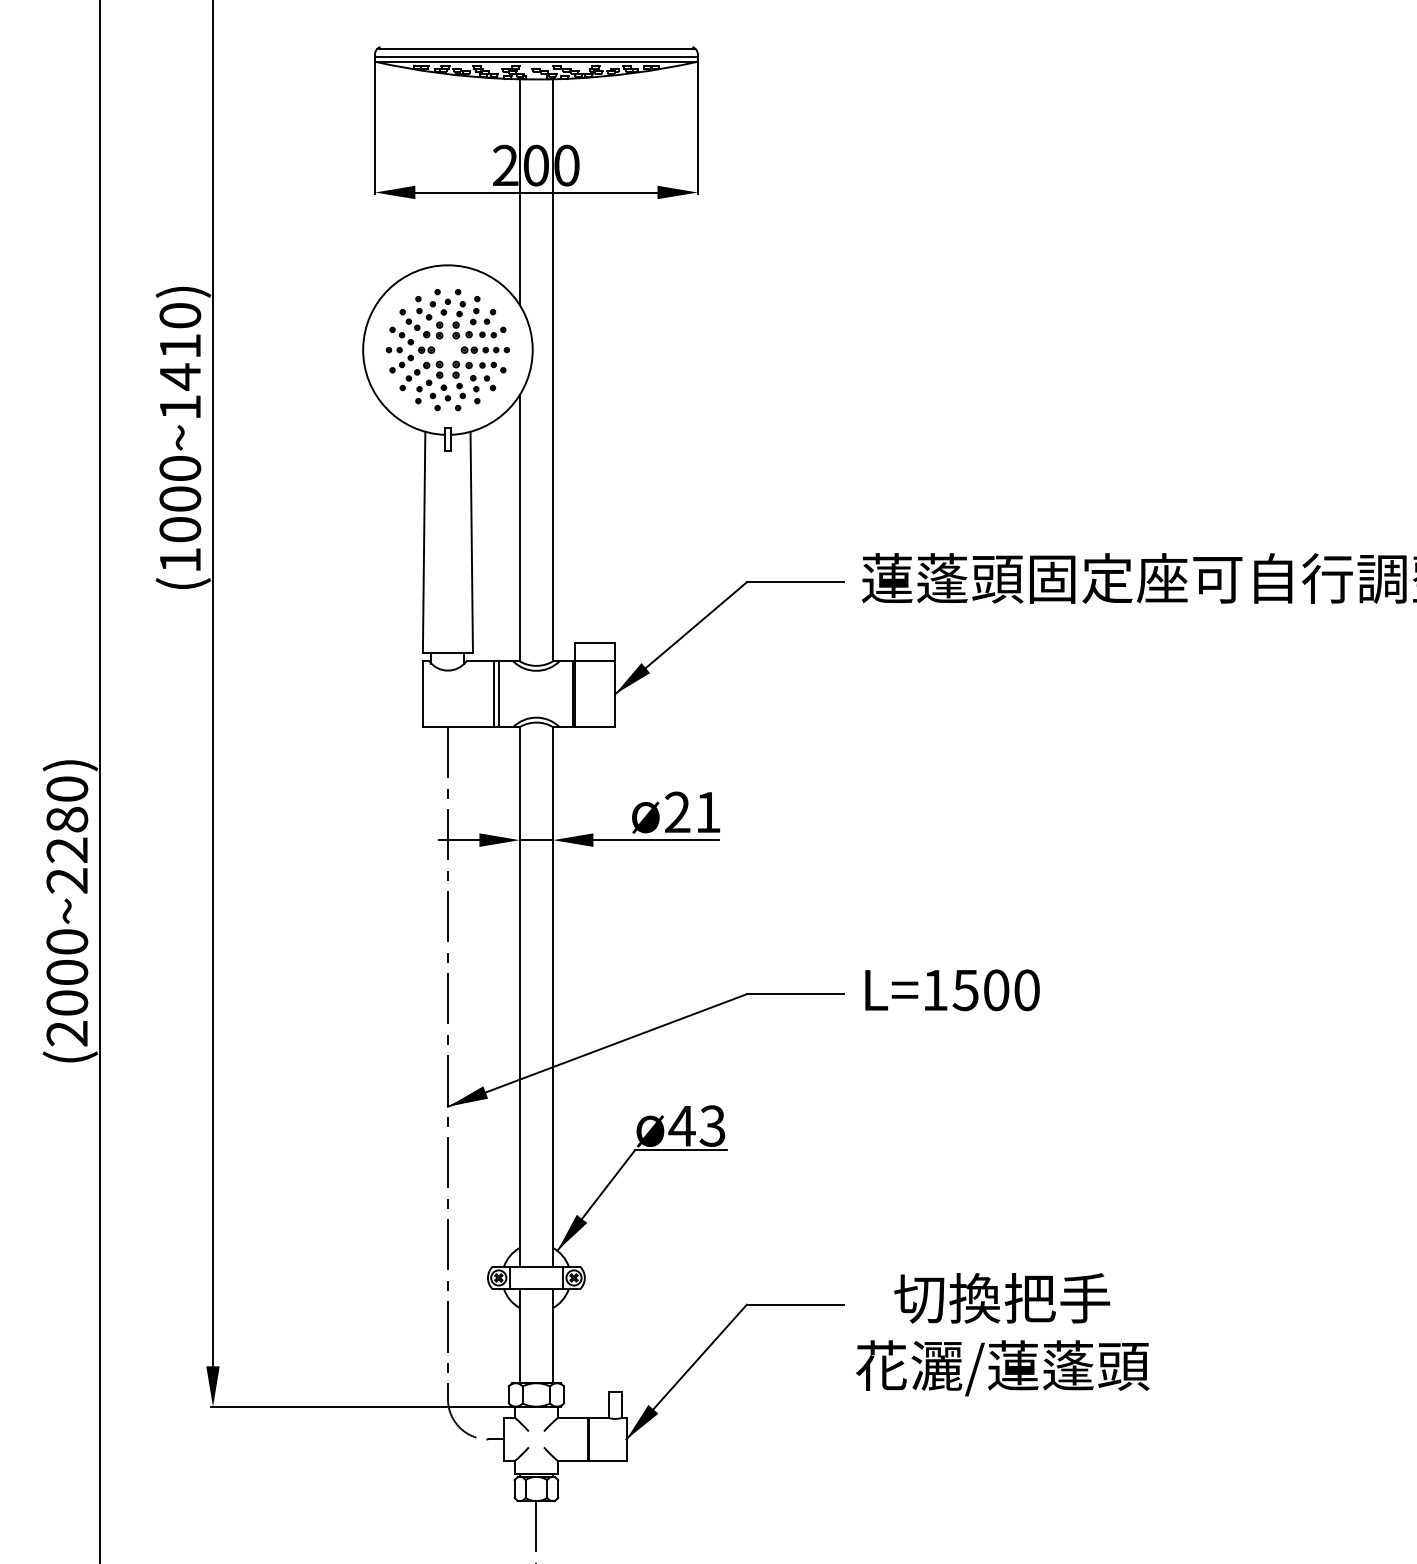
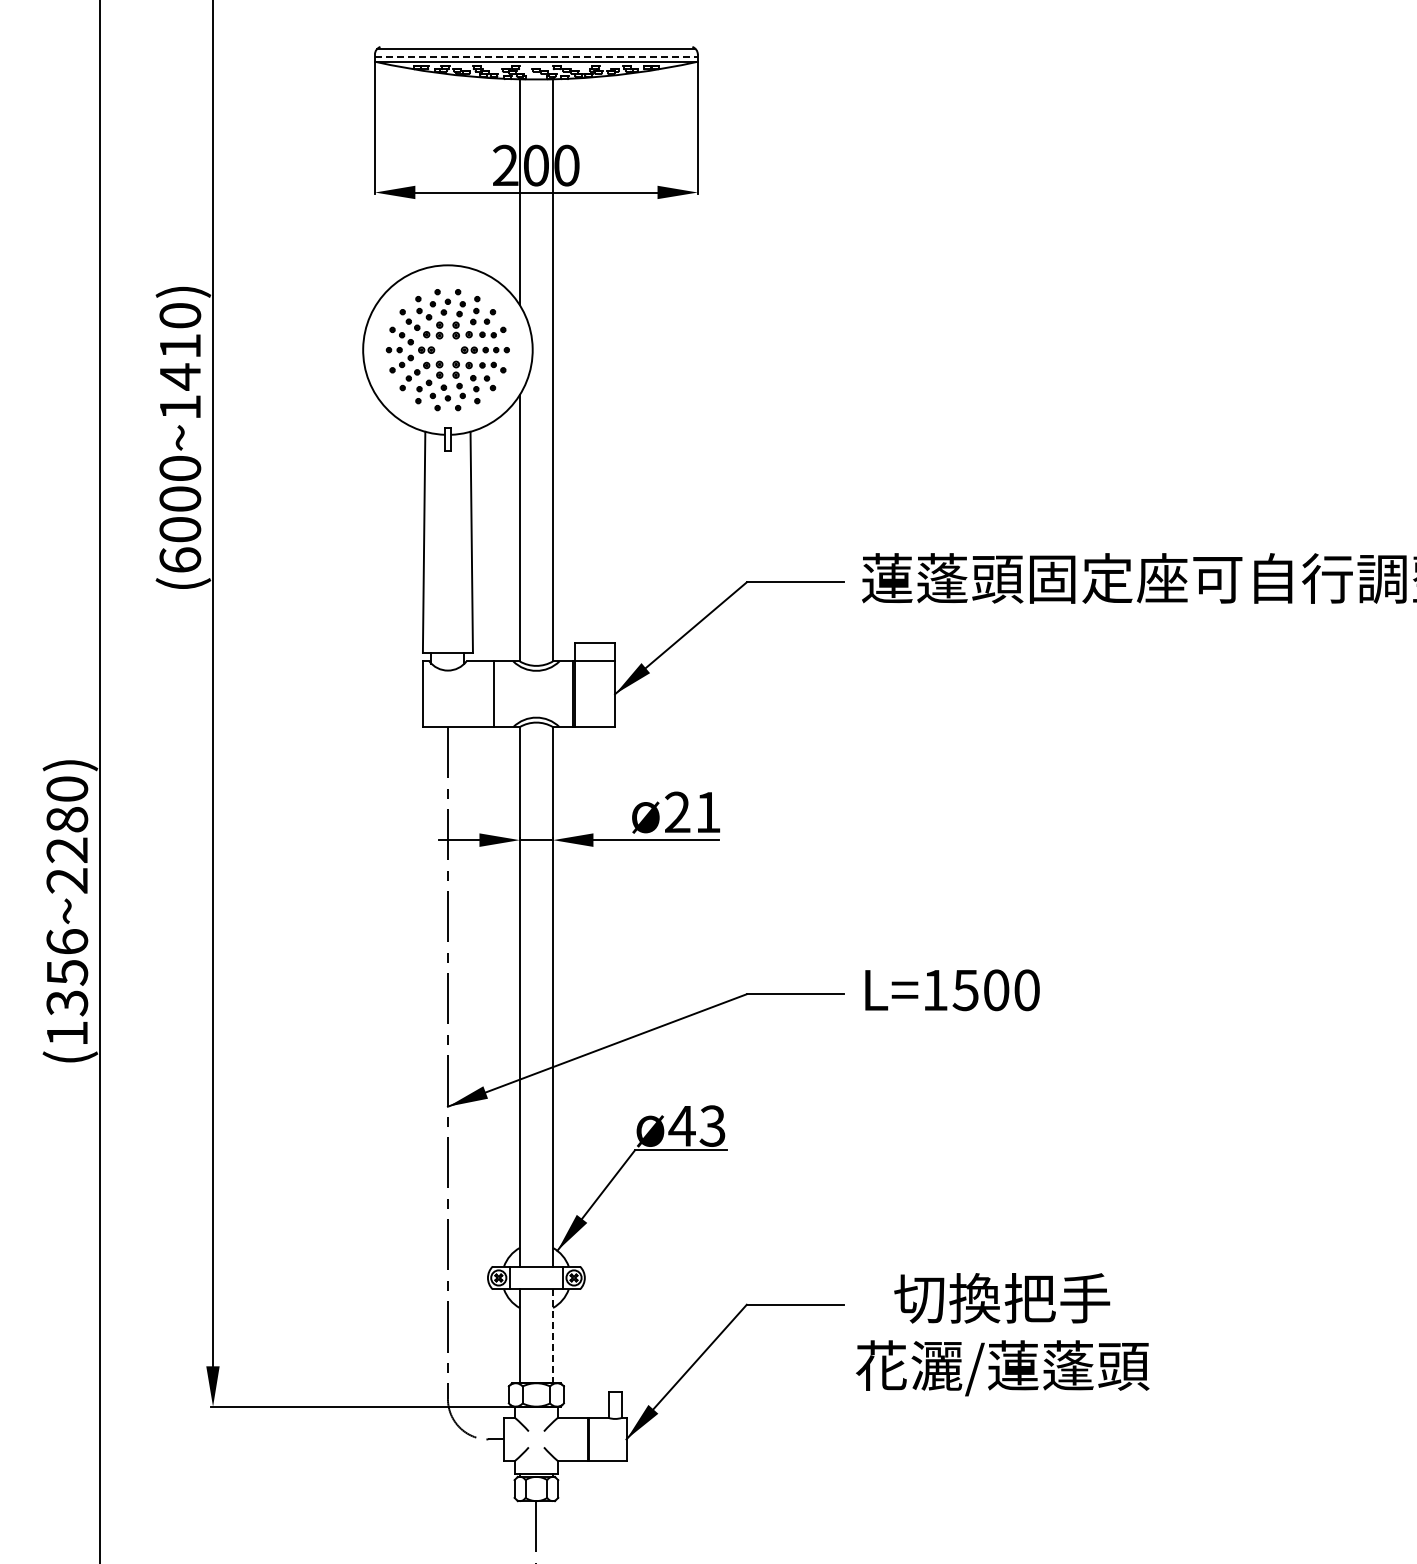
line: solid -> dashed (536, 56)
text: (1000~1410) -> (6000~1410) (180, 559)
line: present -> none (498, 694)
text: (2000~2280) -> (1356~2280) (67, 987)
line: solid -> dashed (553, 1336)
